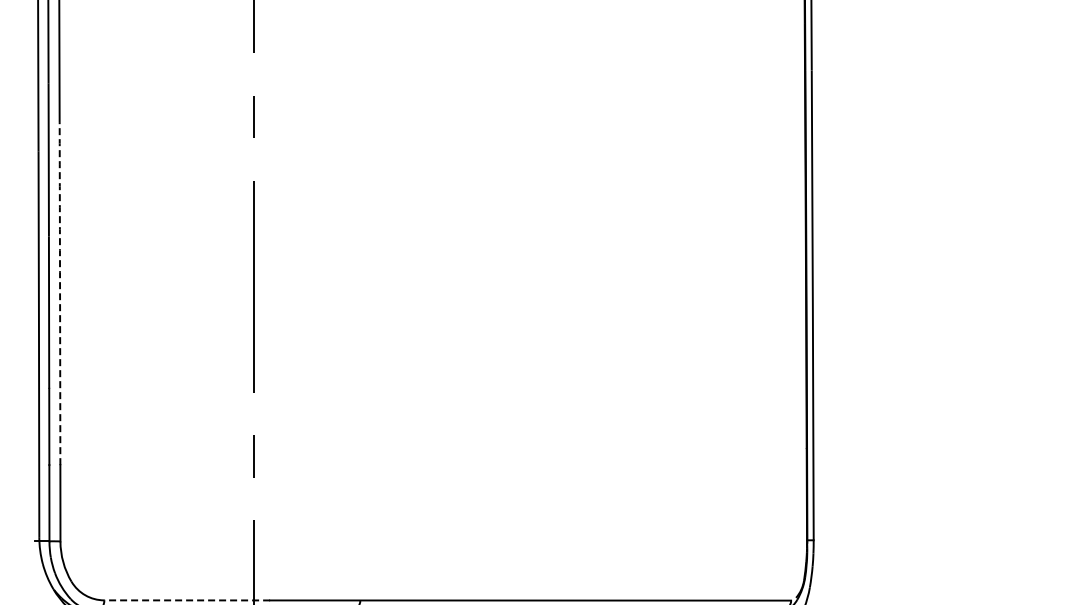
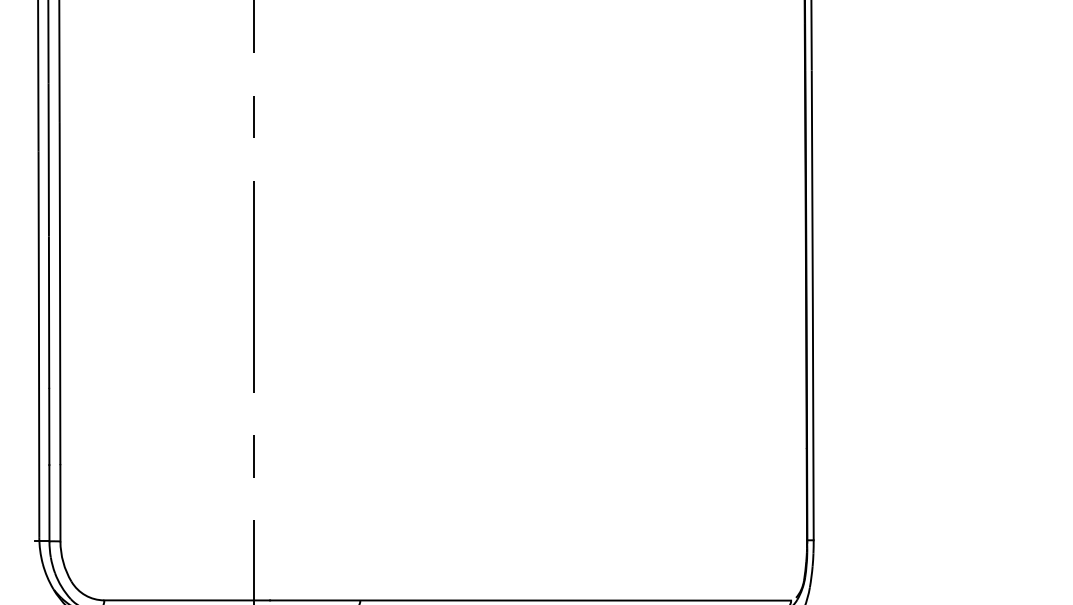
arc: dashed -> solid (60, 293)
line: dashed -> solid (187, 600)
